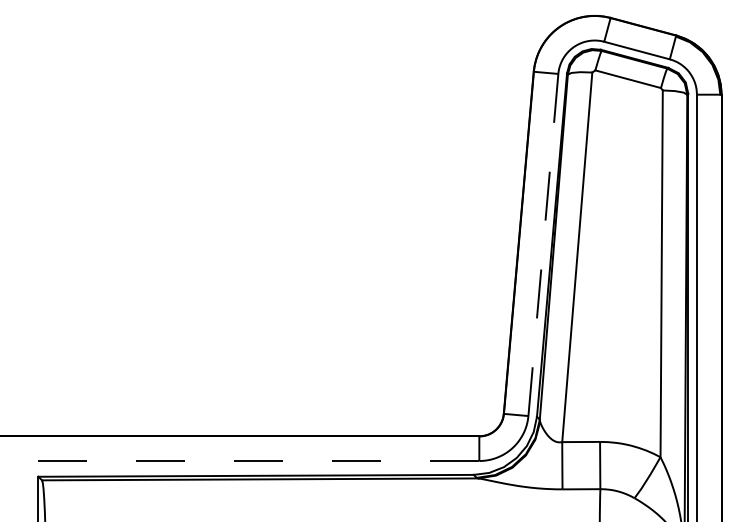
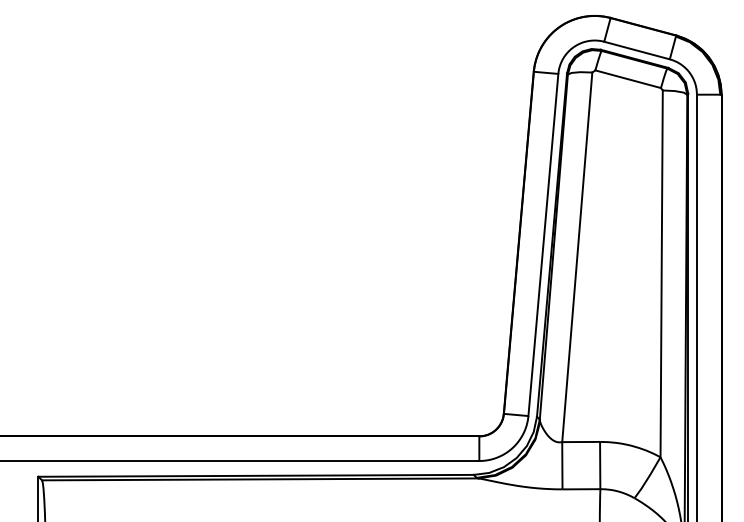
line: dashed -> solid (543, 244)
line: dashed -> solid (239, 461)
